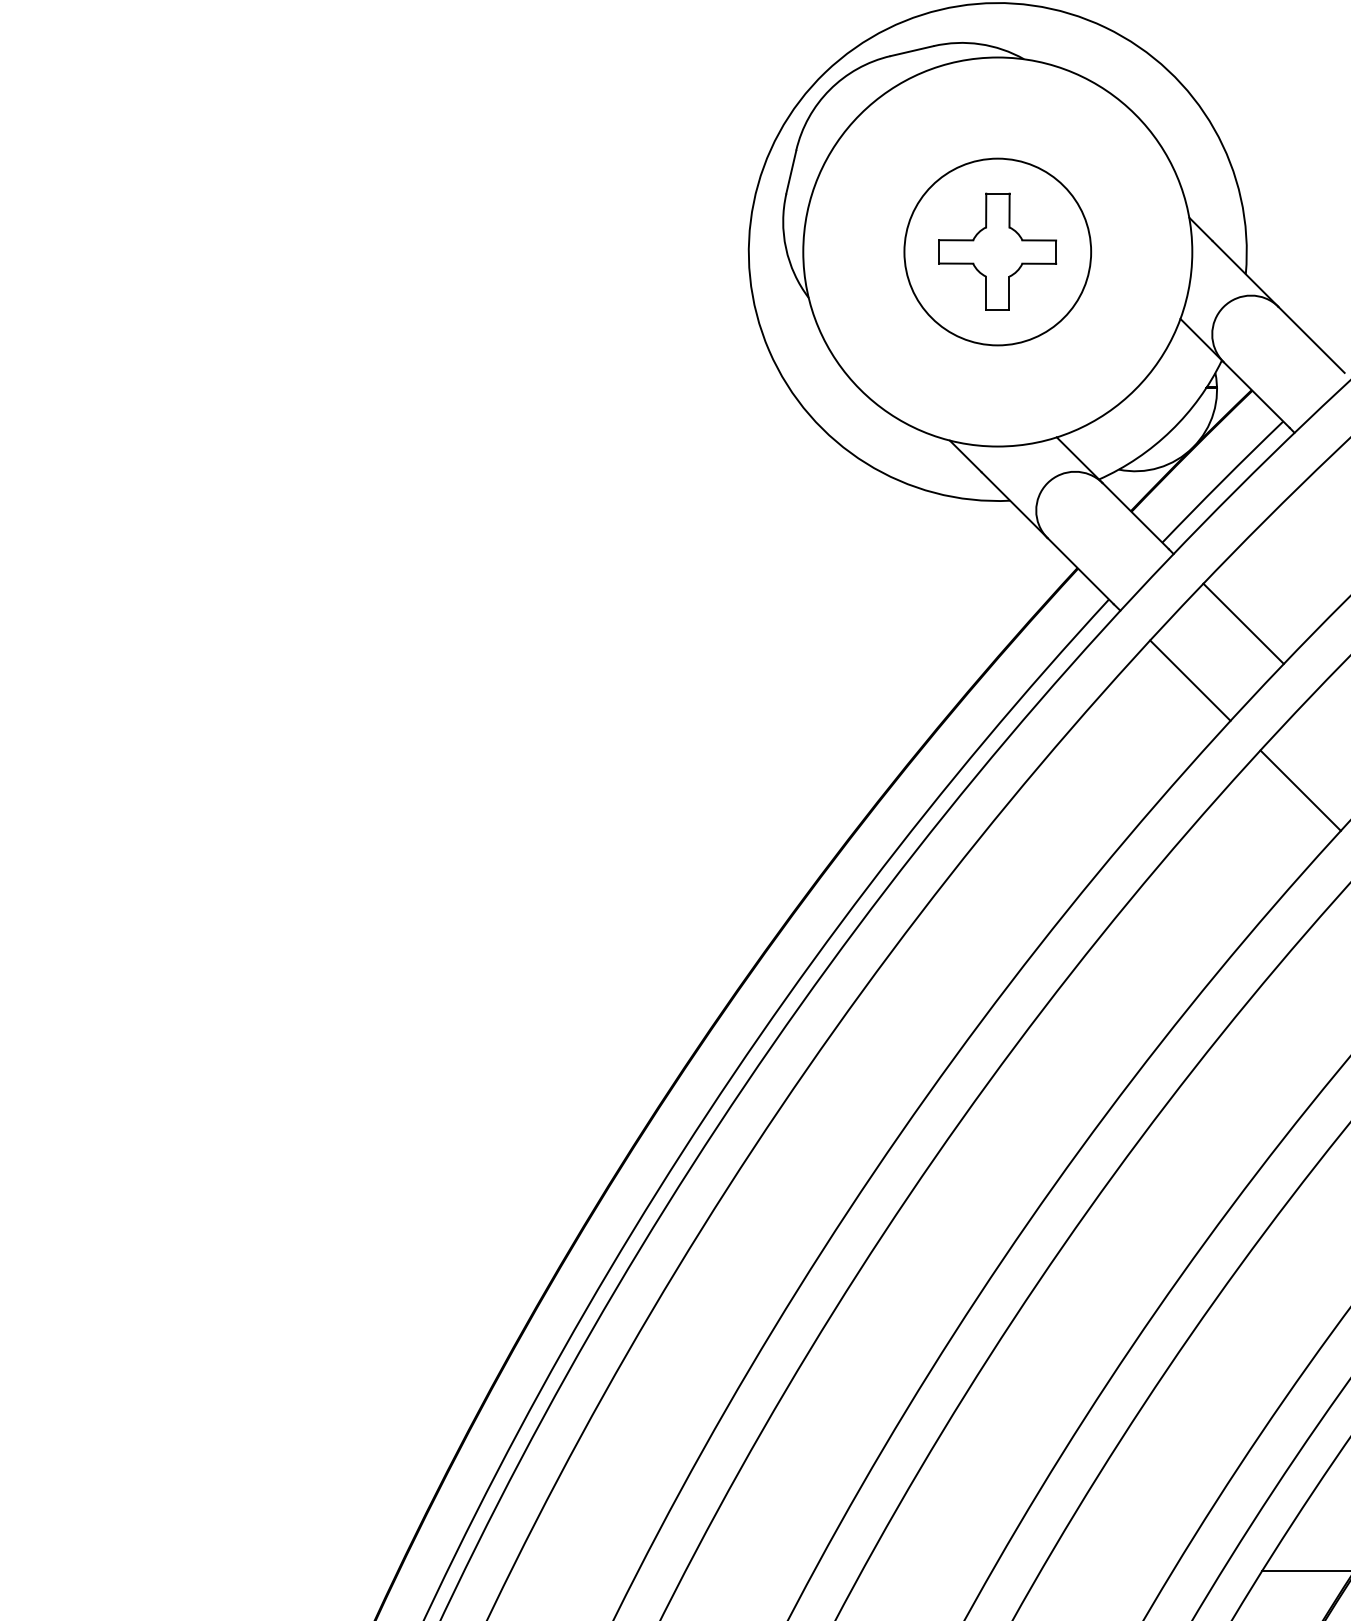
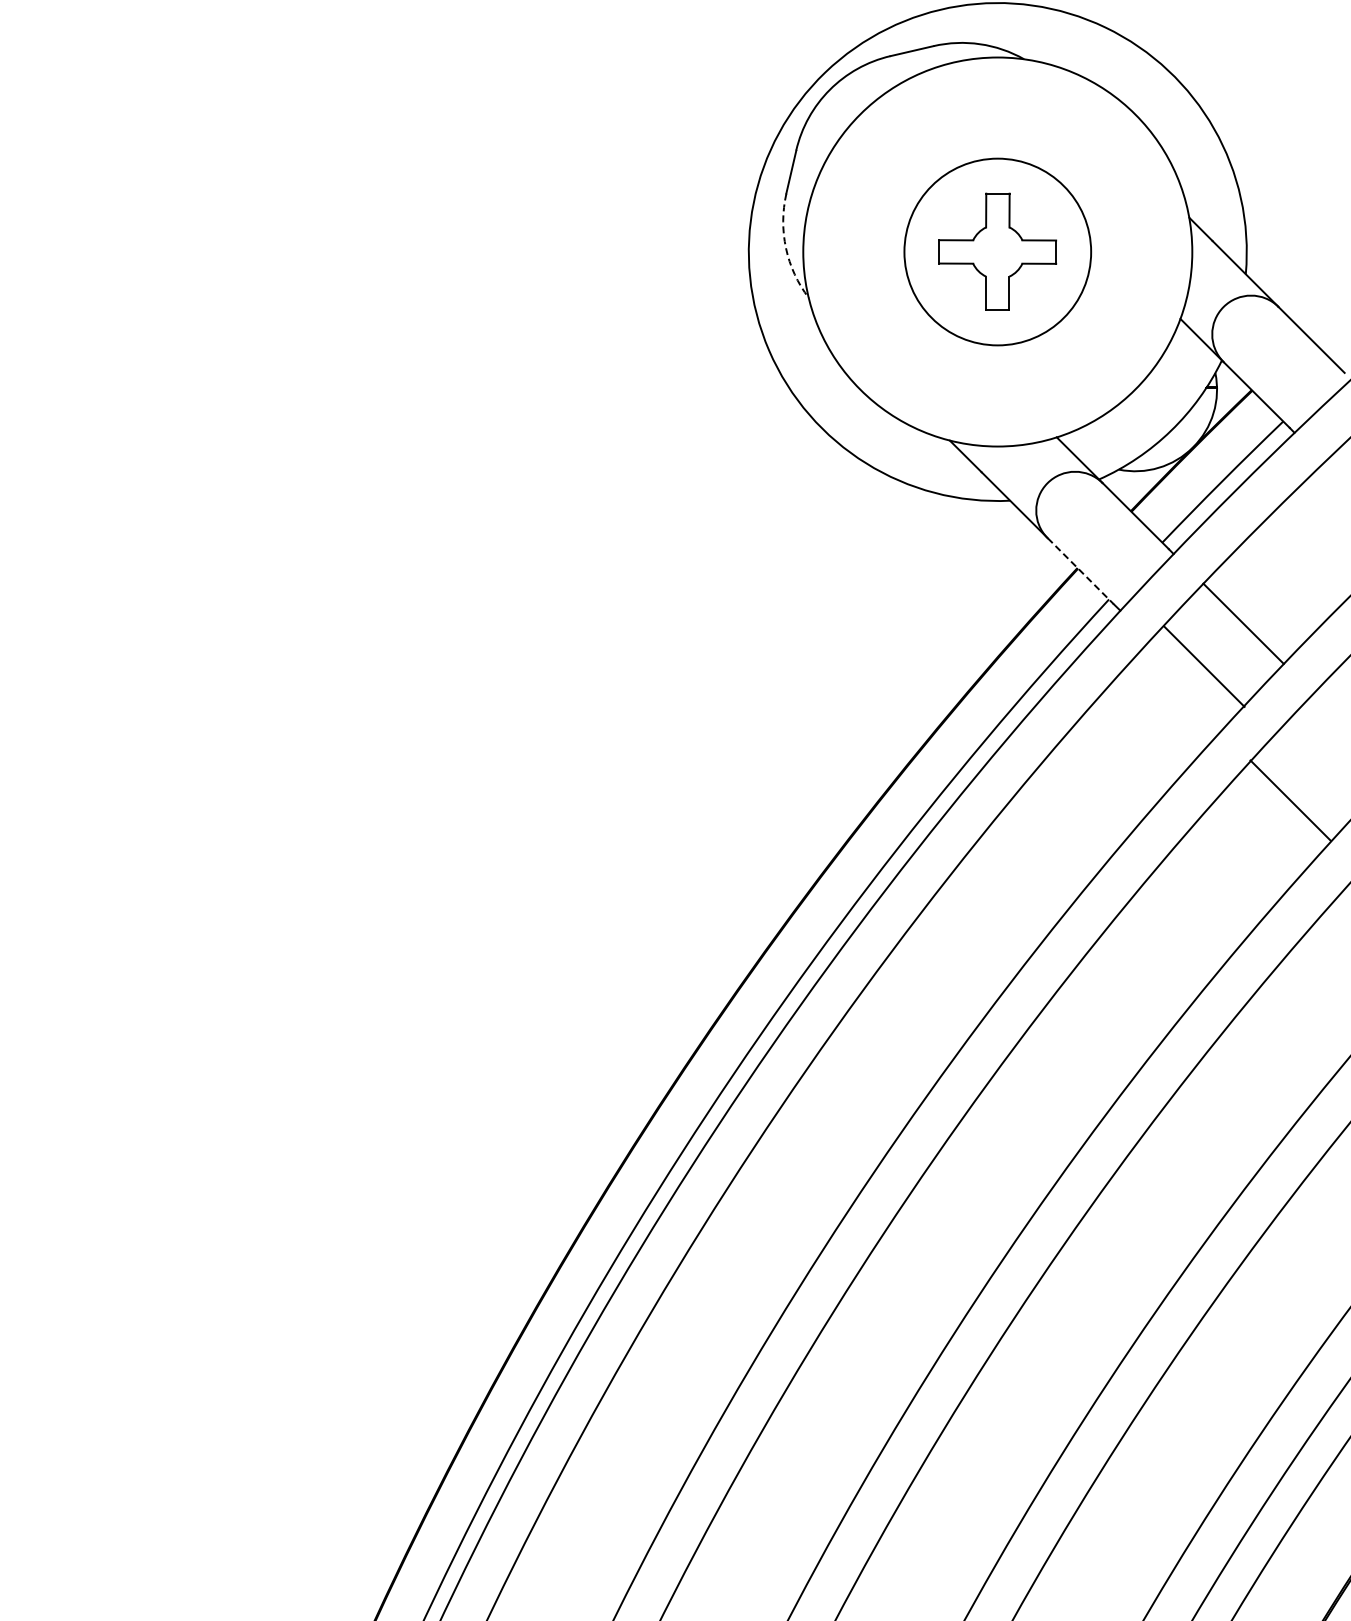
arc: solid -> dashed (786, 248)
line: solid -> dashed (1080, 571)
line position: (1190, 680) -> (1204, 666) (1204, 666)
line position: (1300, 790) -> (1290, 800) (1290, 800)
line: present -> none (1304, 1570)
